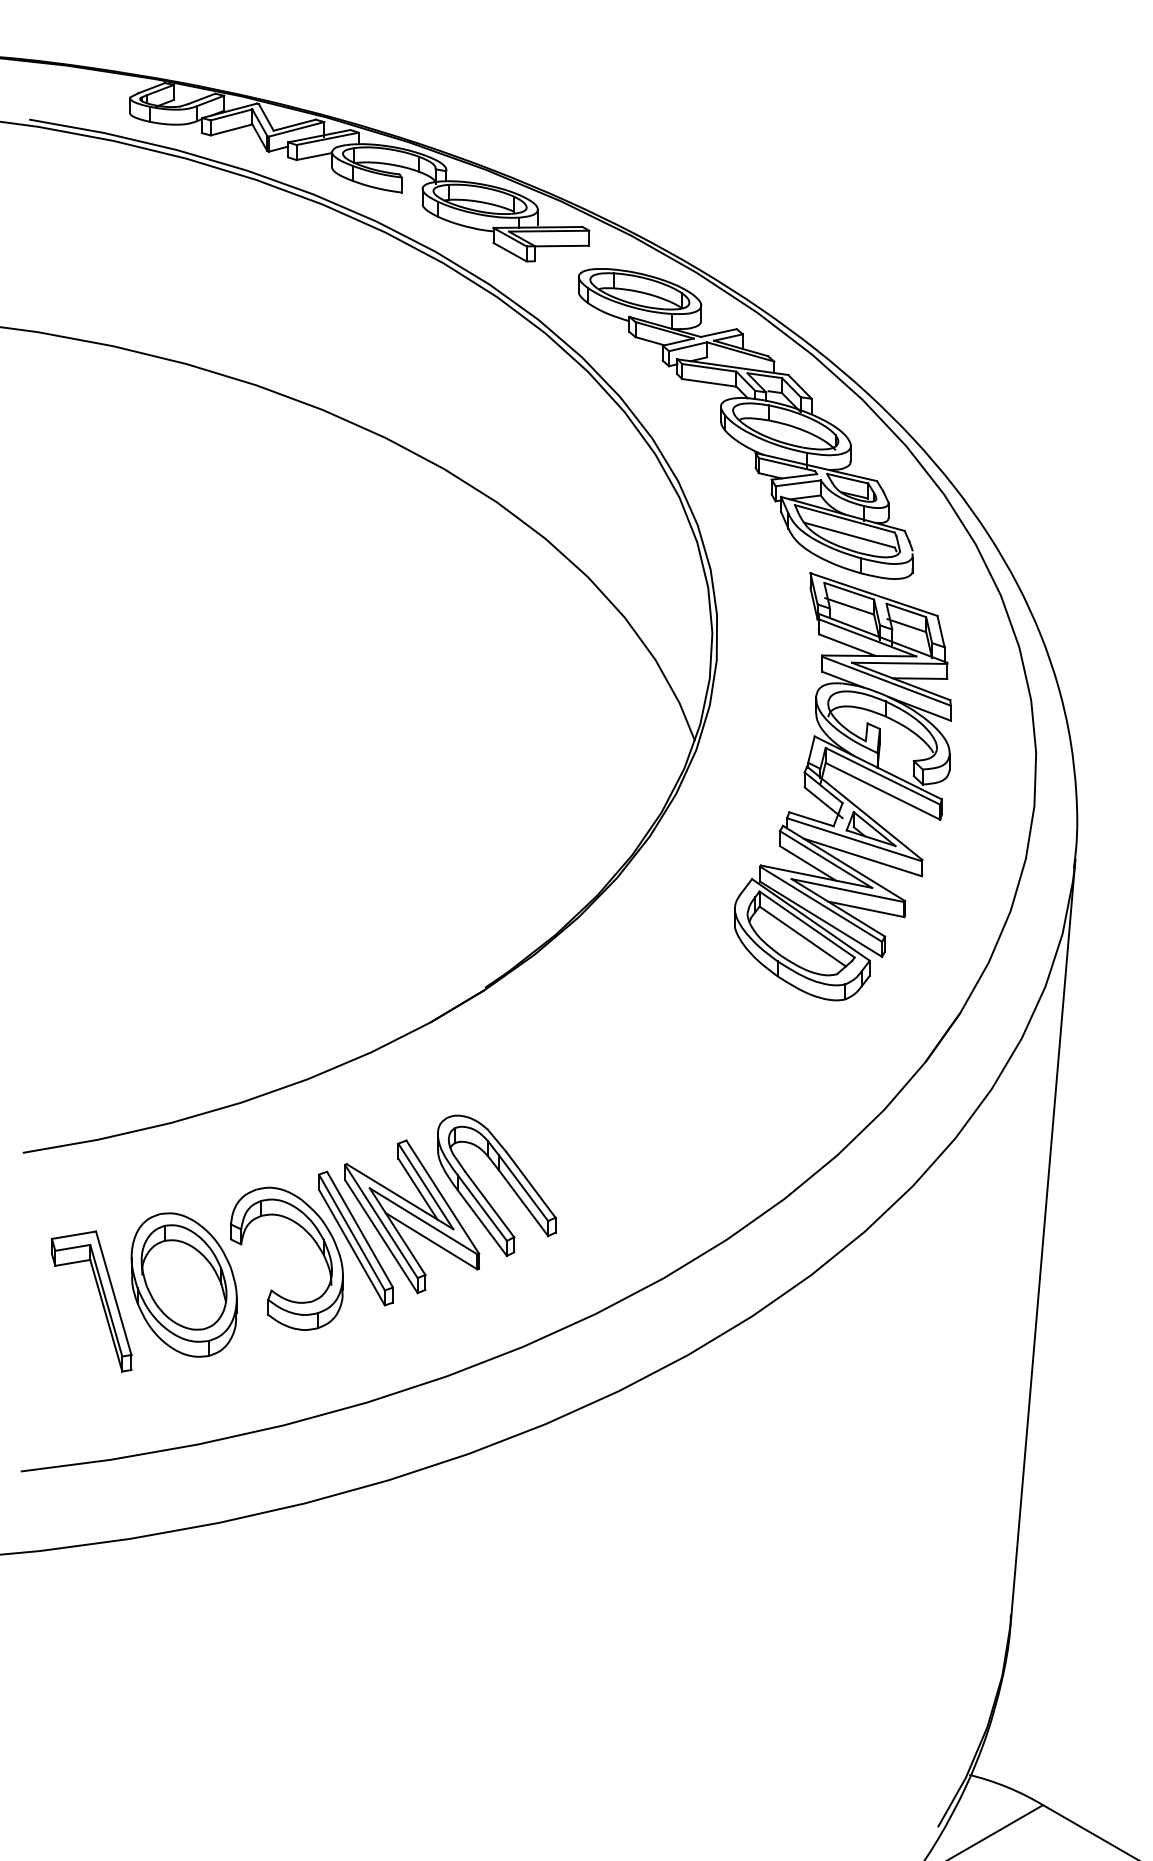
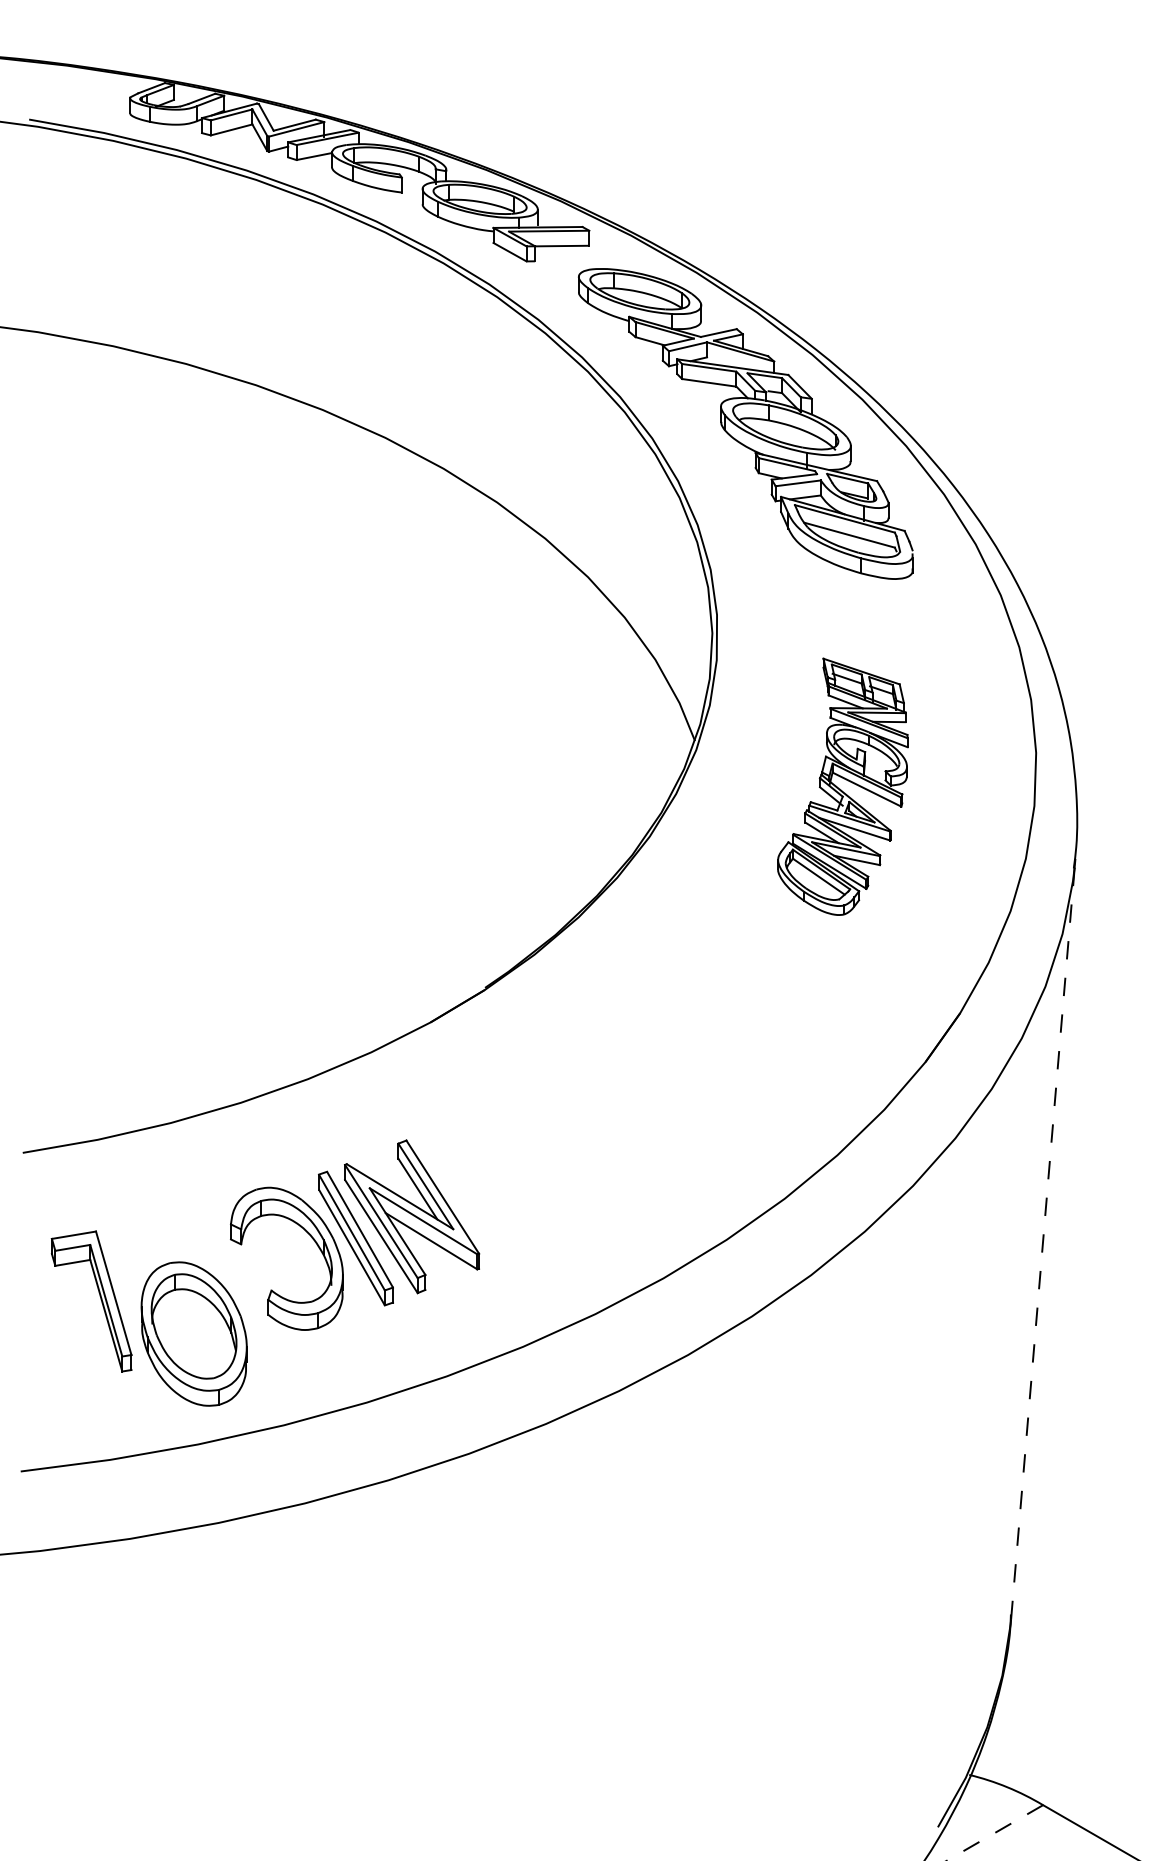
part size: 218x430 px -> 132x259 px (842, 786)
part: present -> none (503, 1178)
line: solid -> dashed (1043, 1239)
part position: (183, 1284) -> (193, 1333) (193, 1333)
line: solid -> dashed (994, 1832)
